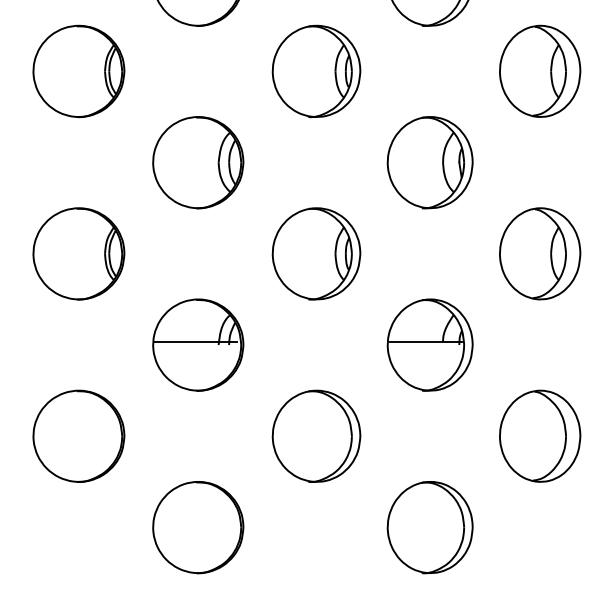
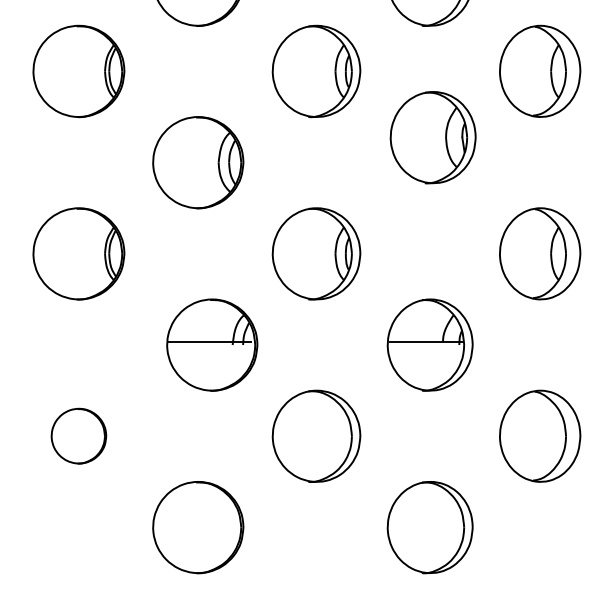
part position: (429, 162) -> (432, 137) (432, 137)
part position: (198, 344) -> (212, 344) (212, 344)
part size: 94x94 px -> 58x58 px (78, 435)
